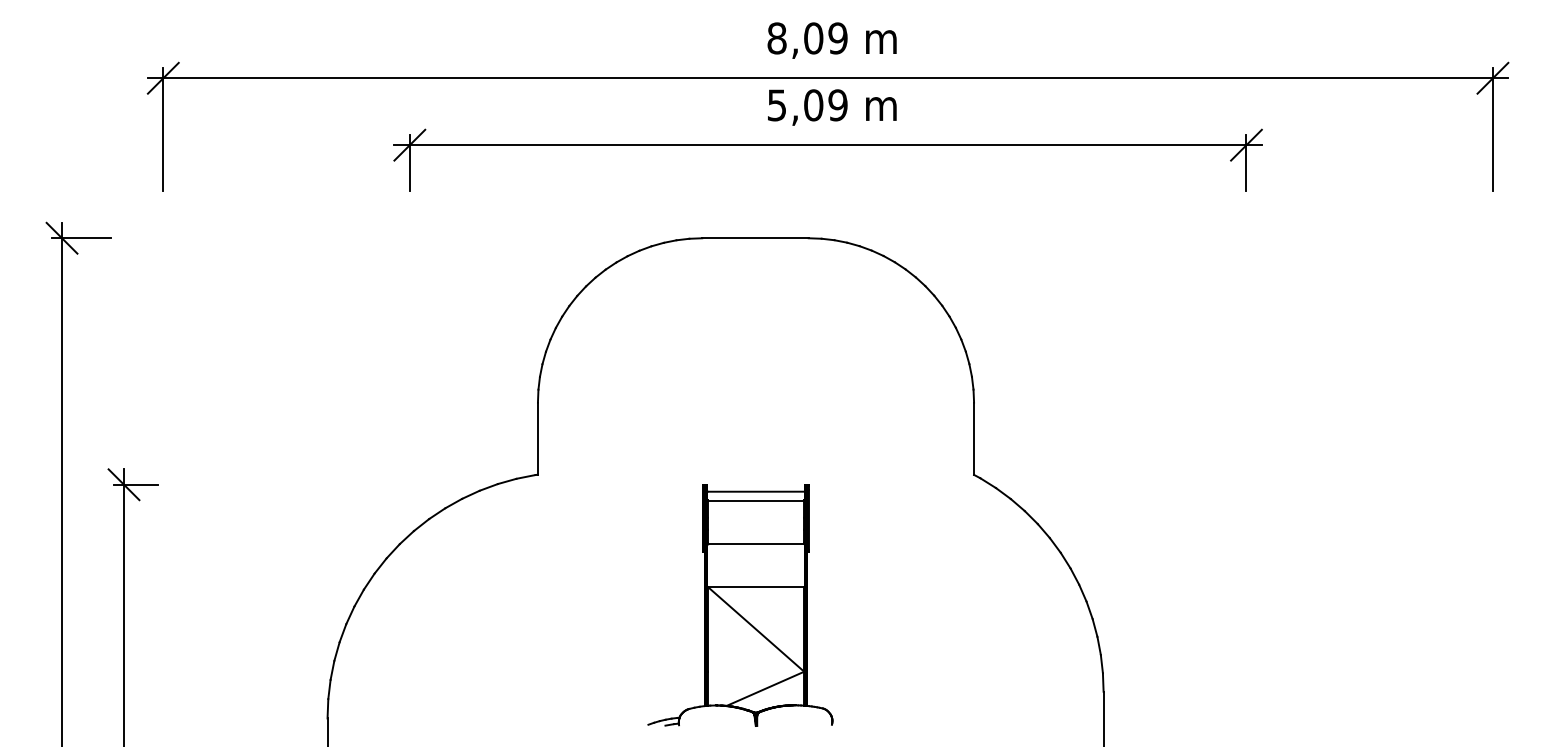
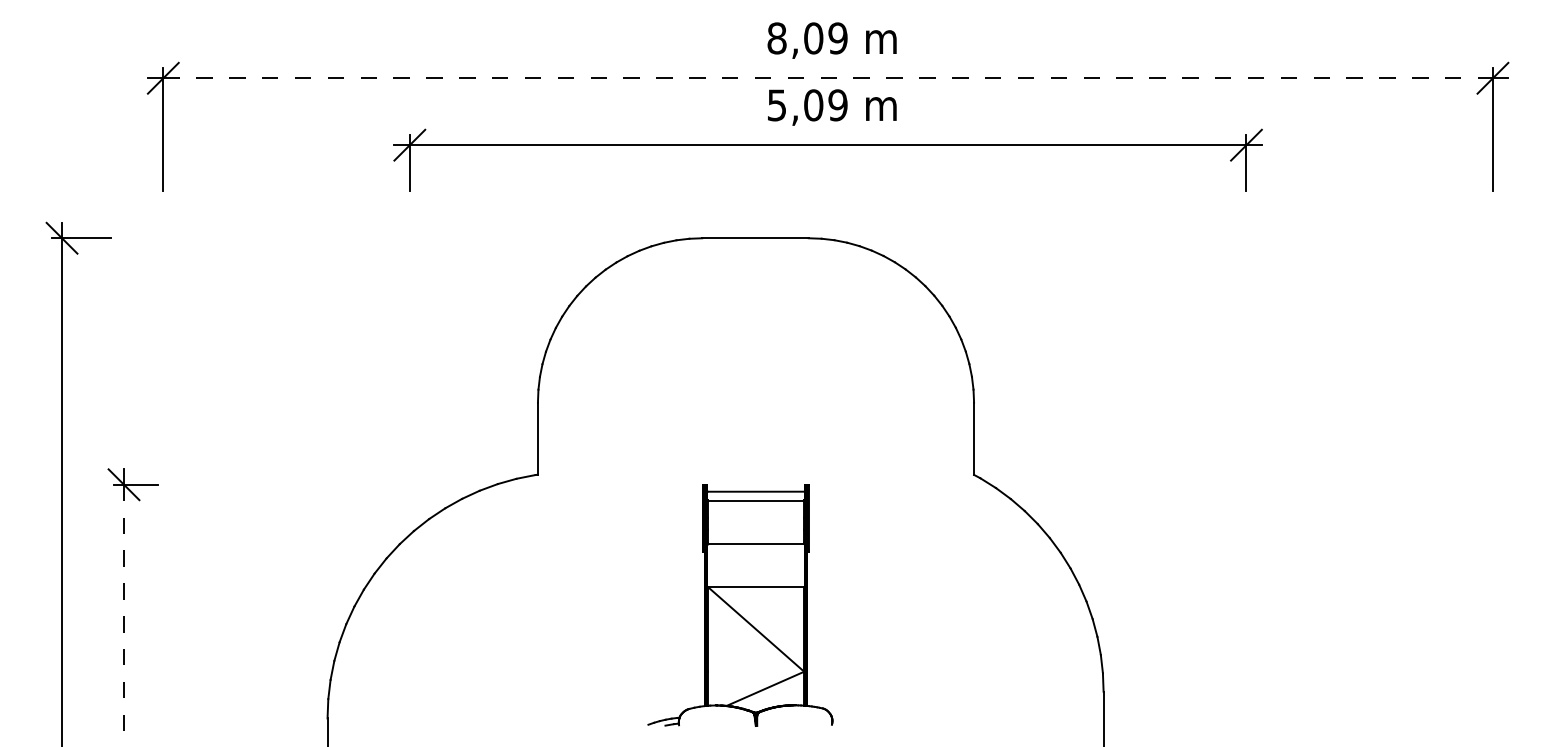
line: solid -> dashed (828, 78)
line: solid -> dashed (124, 615)
